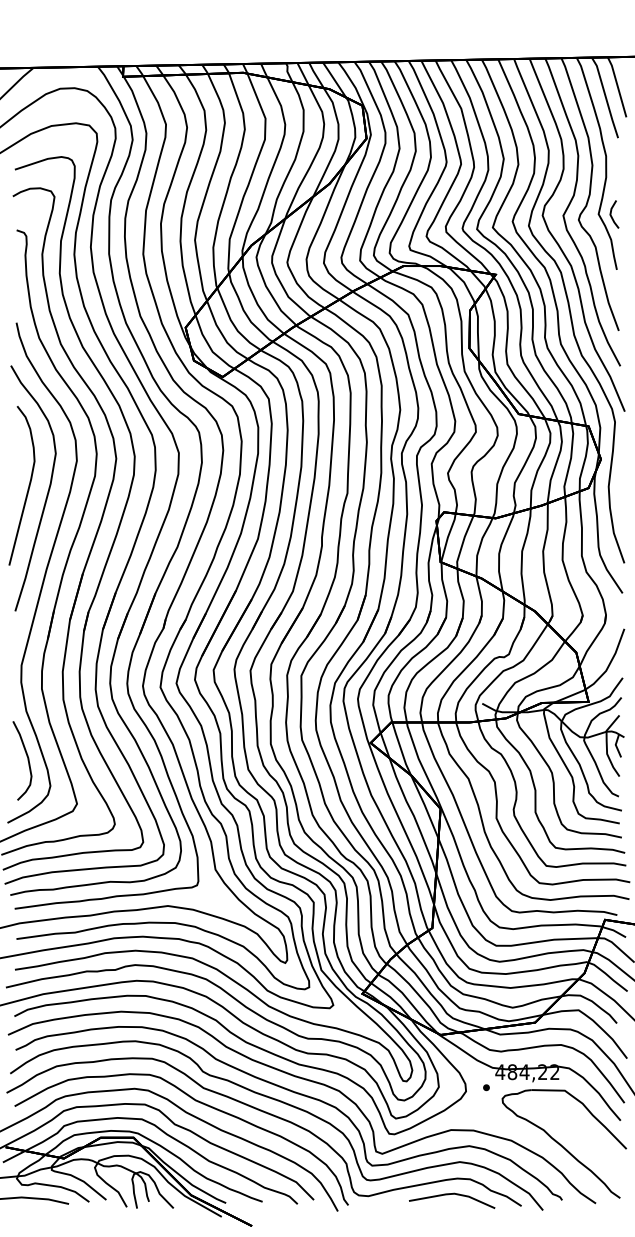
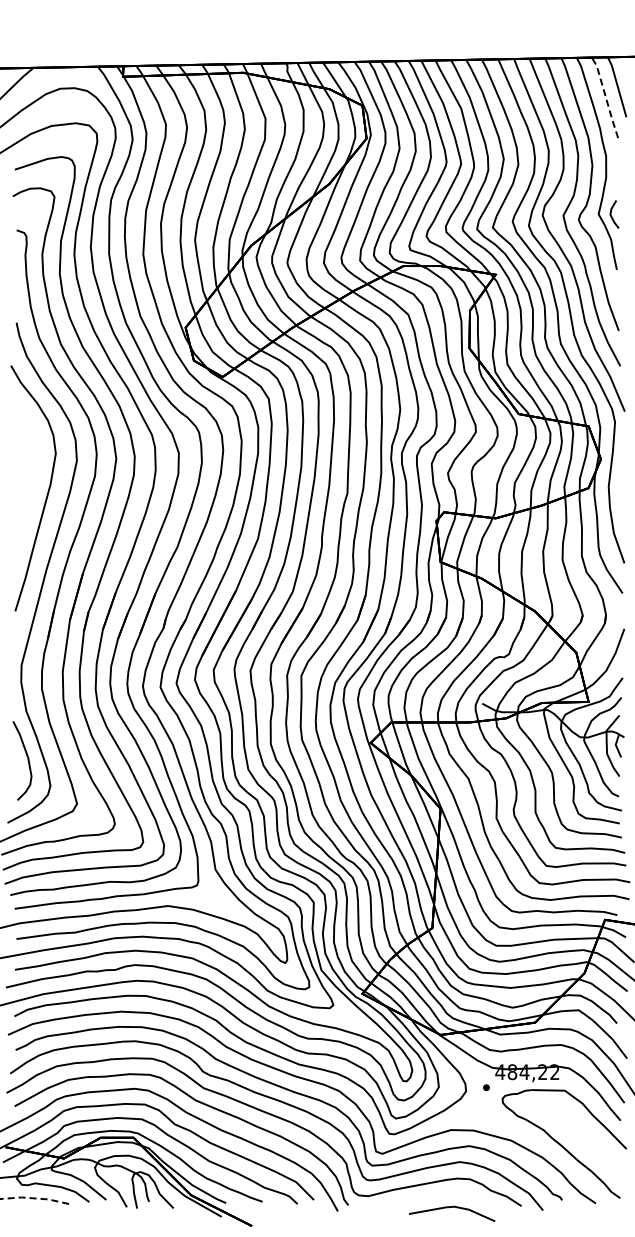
line: solid -> dashed (605, 97)
curve: present -> none (27, 488)
line position: (452, 1194) -> (452, 1207) (452, 1207)
line: solid -> dashed (34, 1198)
